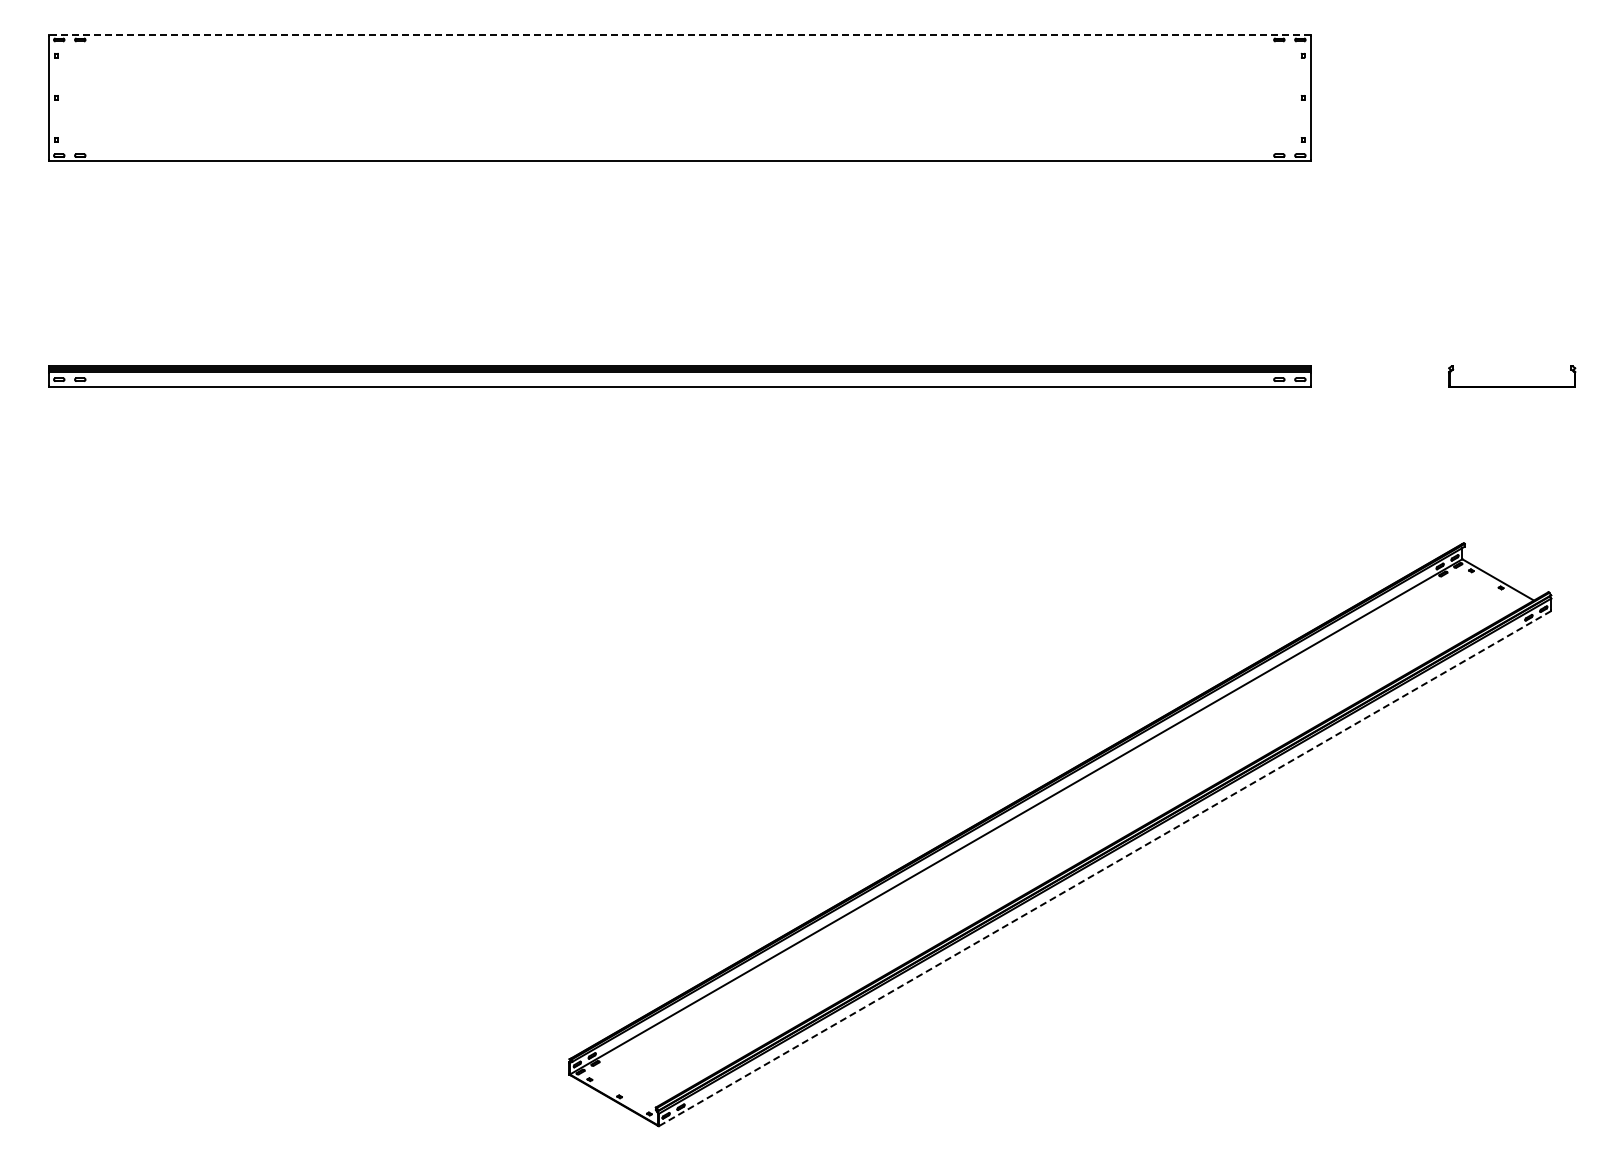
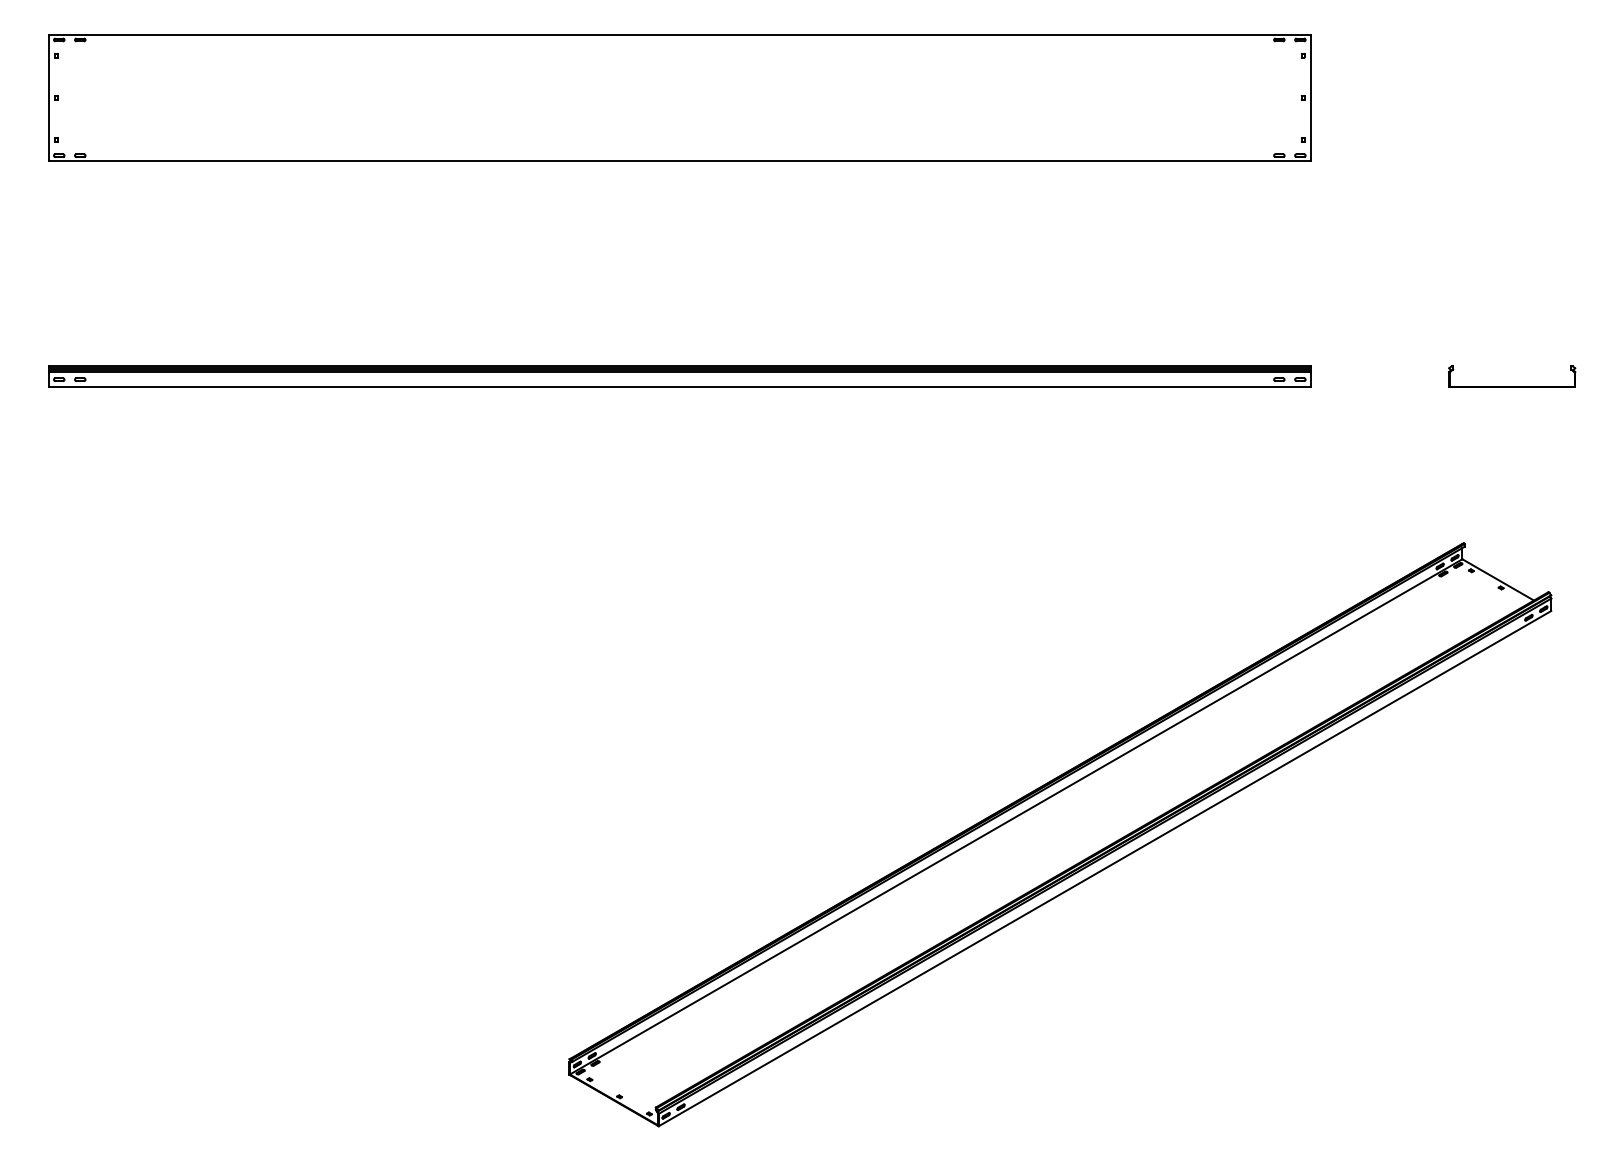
line: dashed -> solid (679, 34)
line: dashed -> solid (1104, 868)
